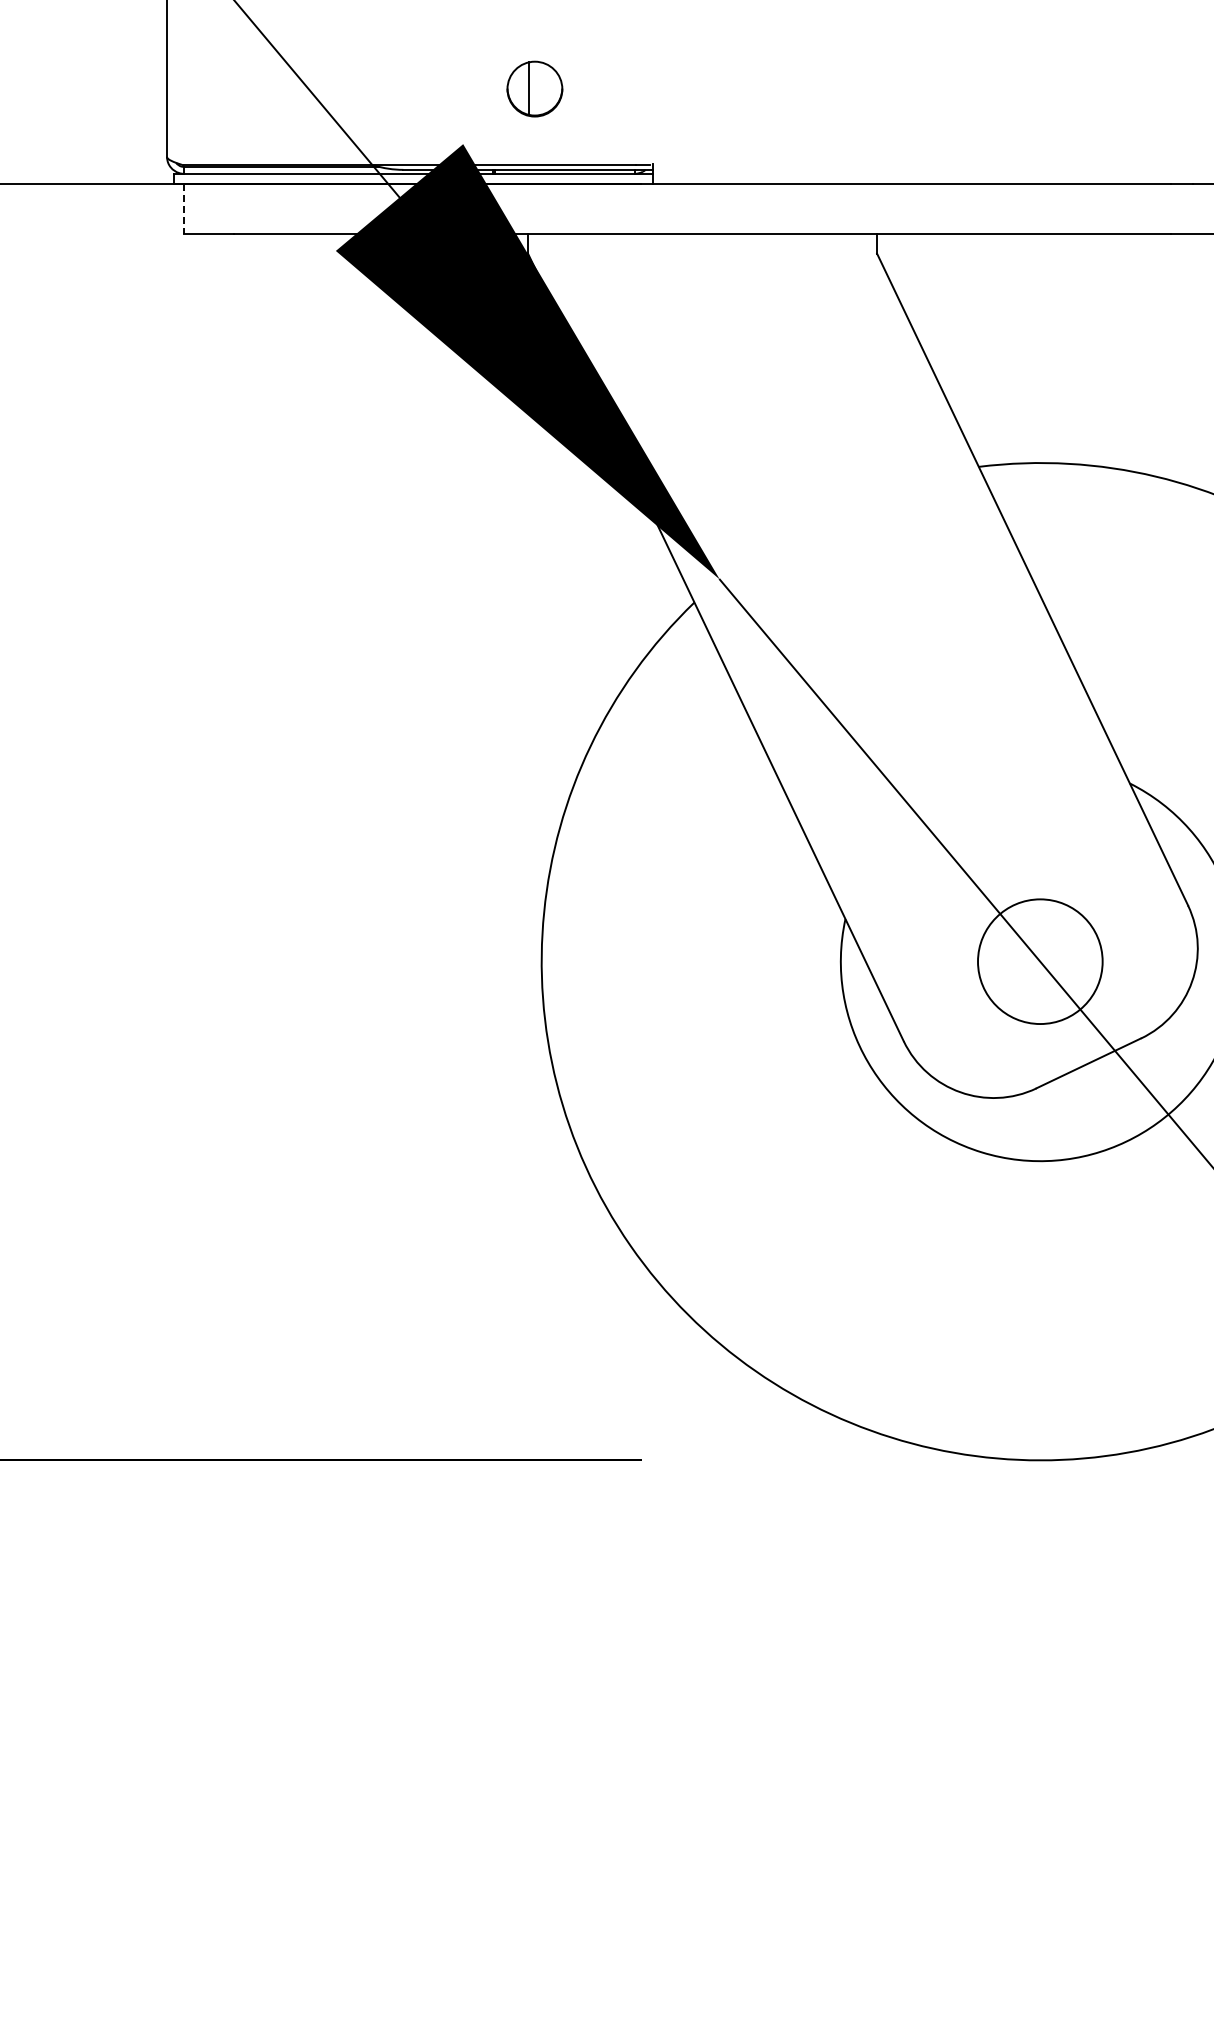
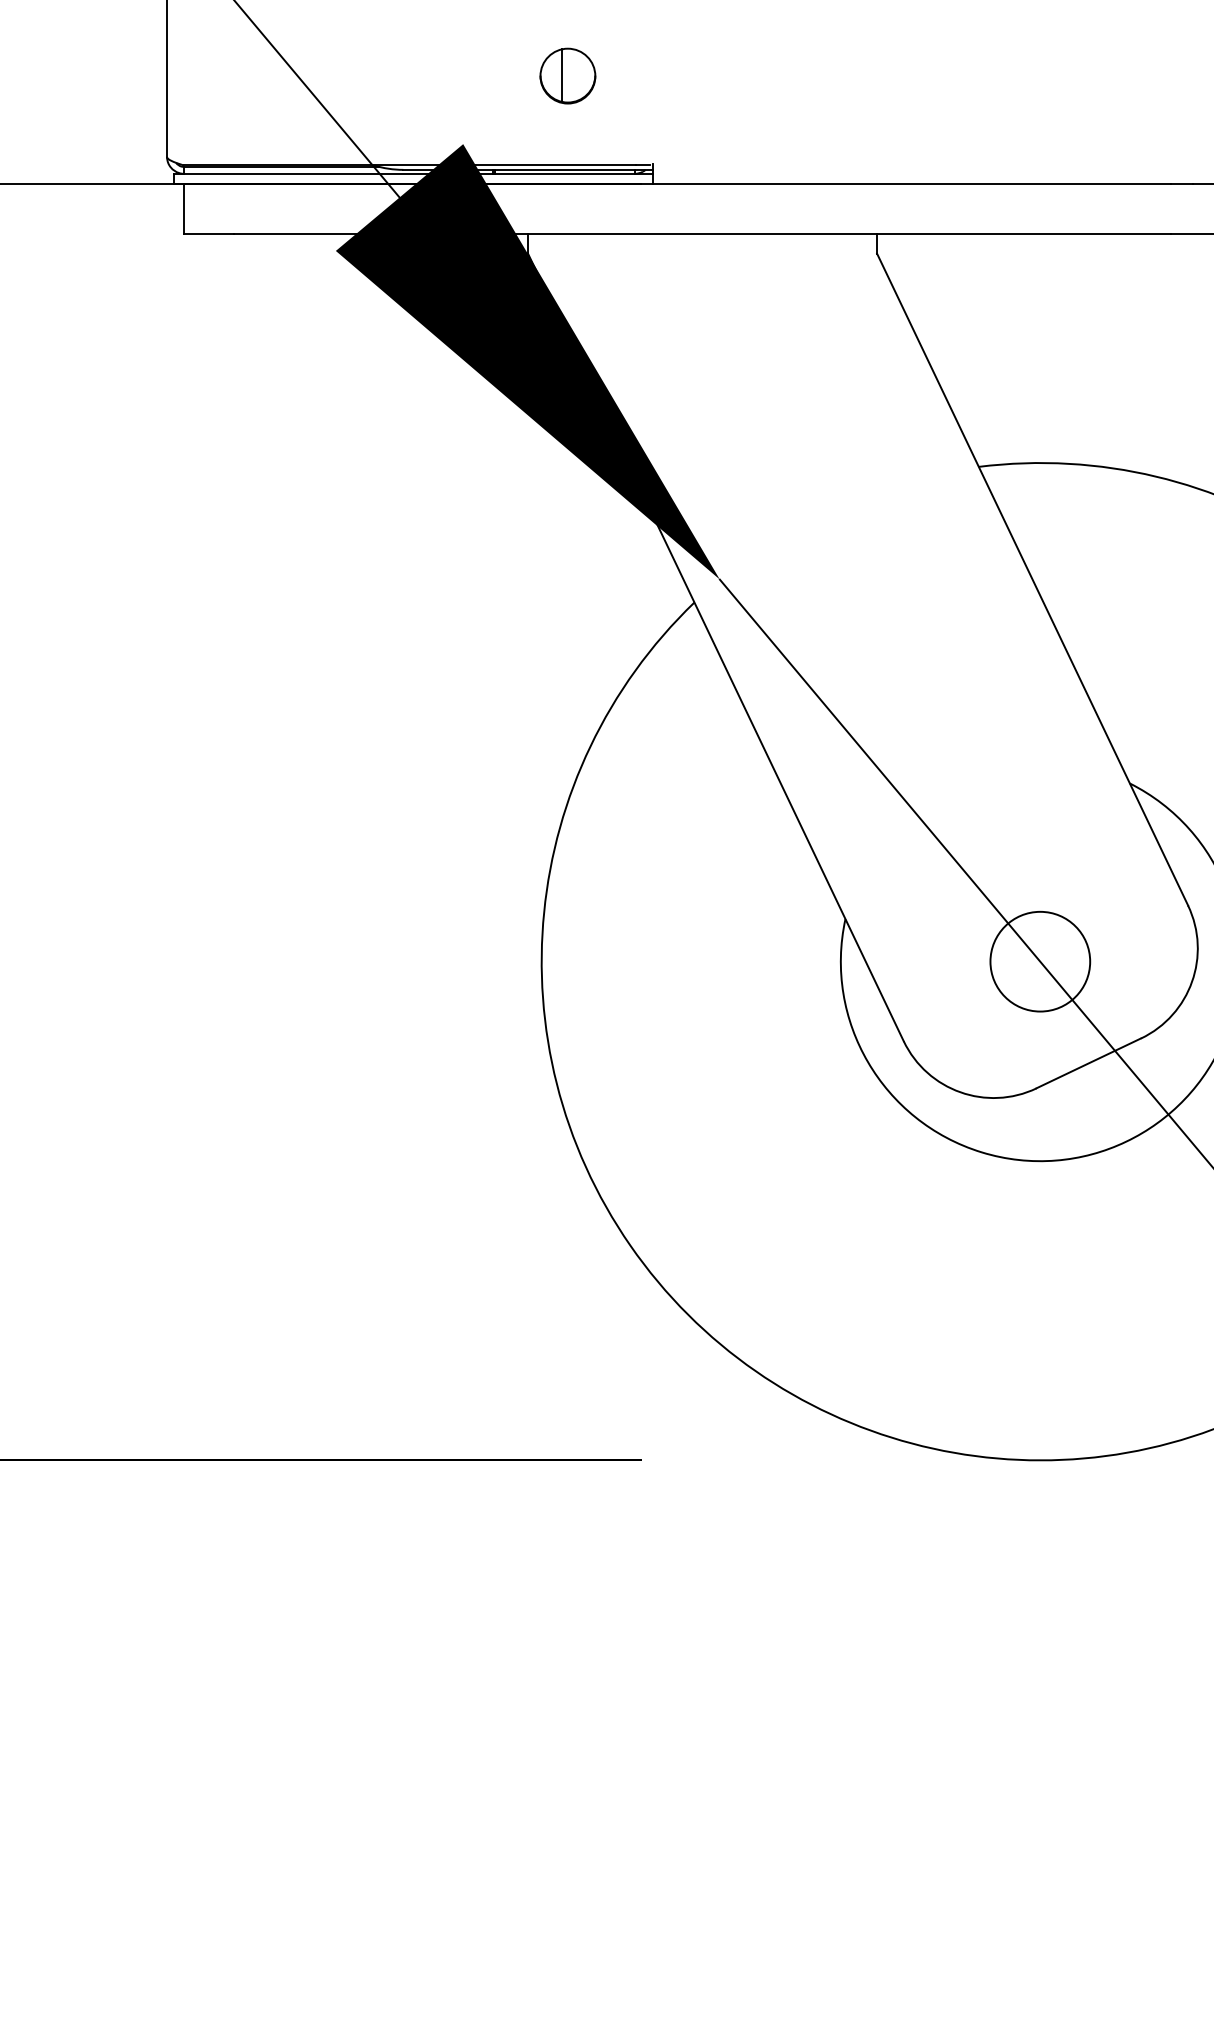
part position: (534, 88) -> (567, 75) (567, 75)
line: dashed -> solid (183, 208)
circle diameter: 125 px -> 100 px (1040, 961)
